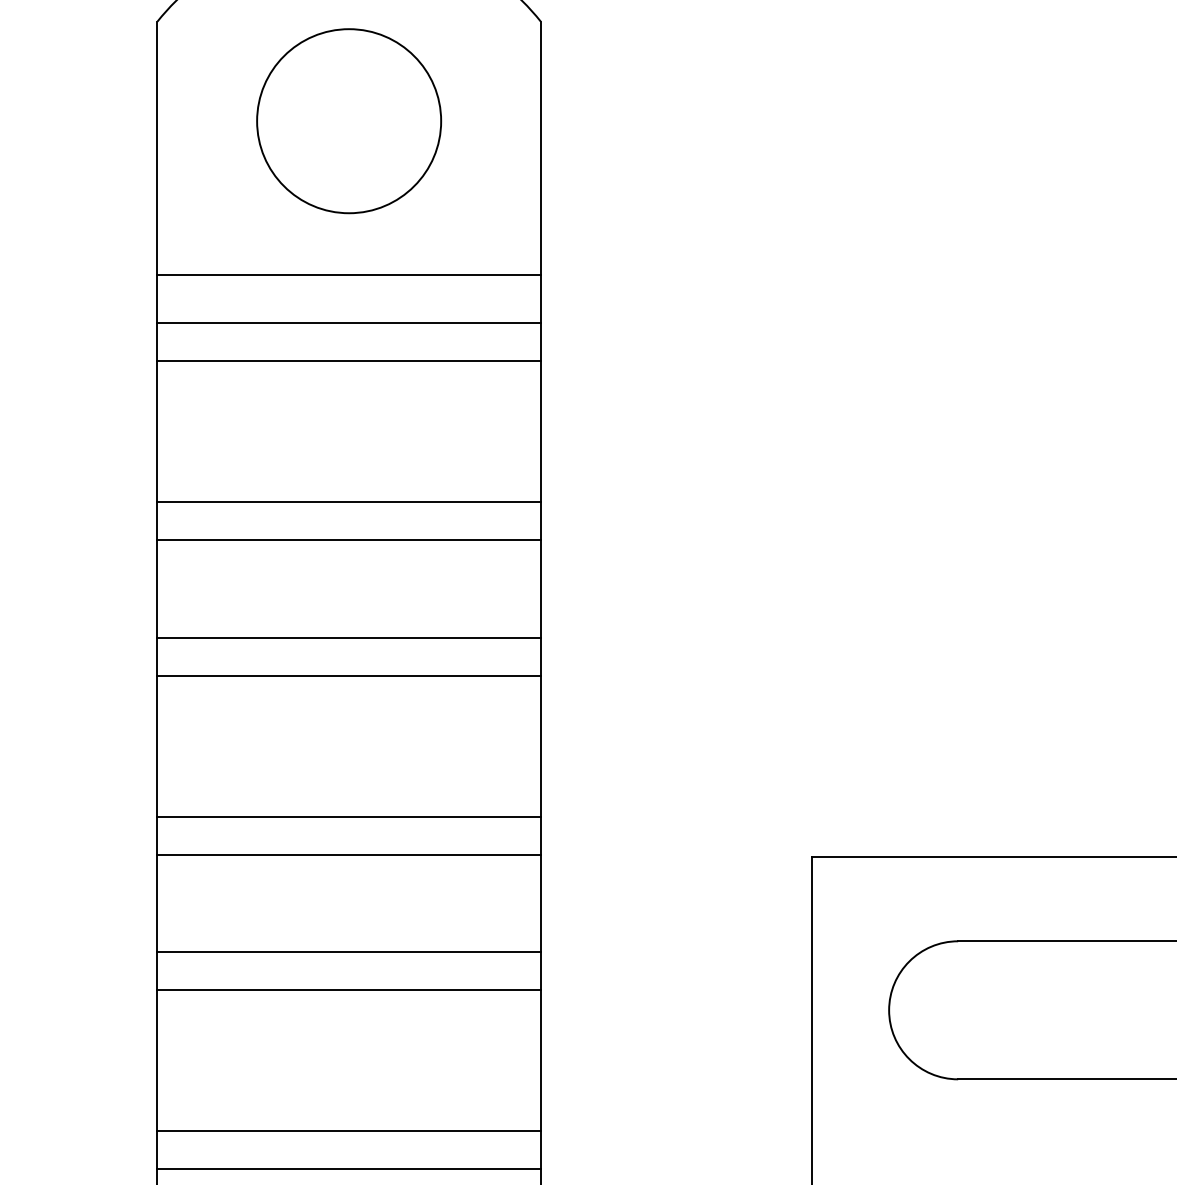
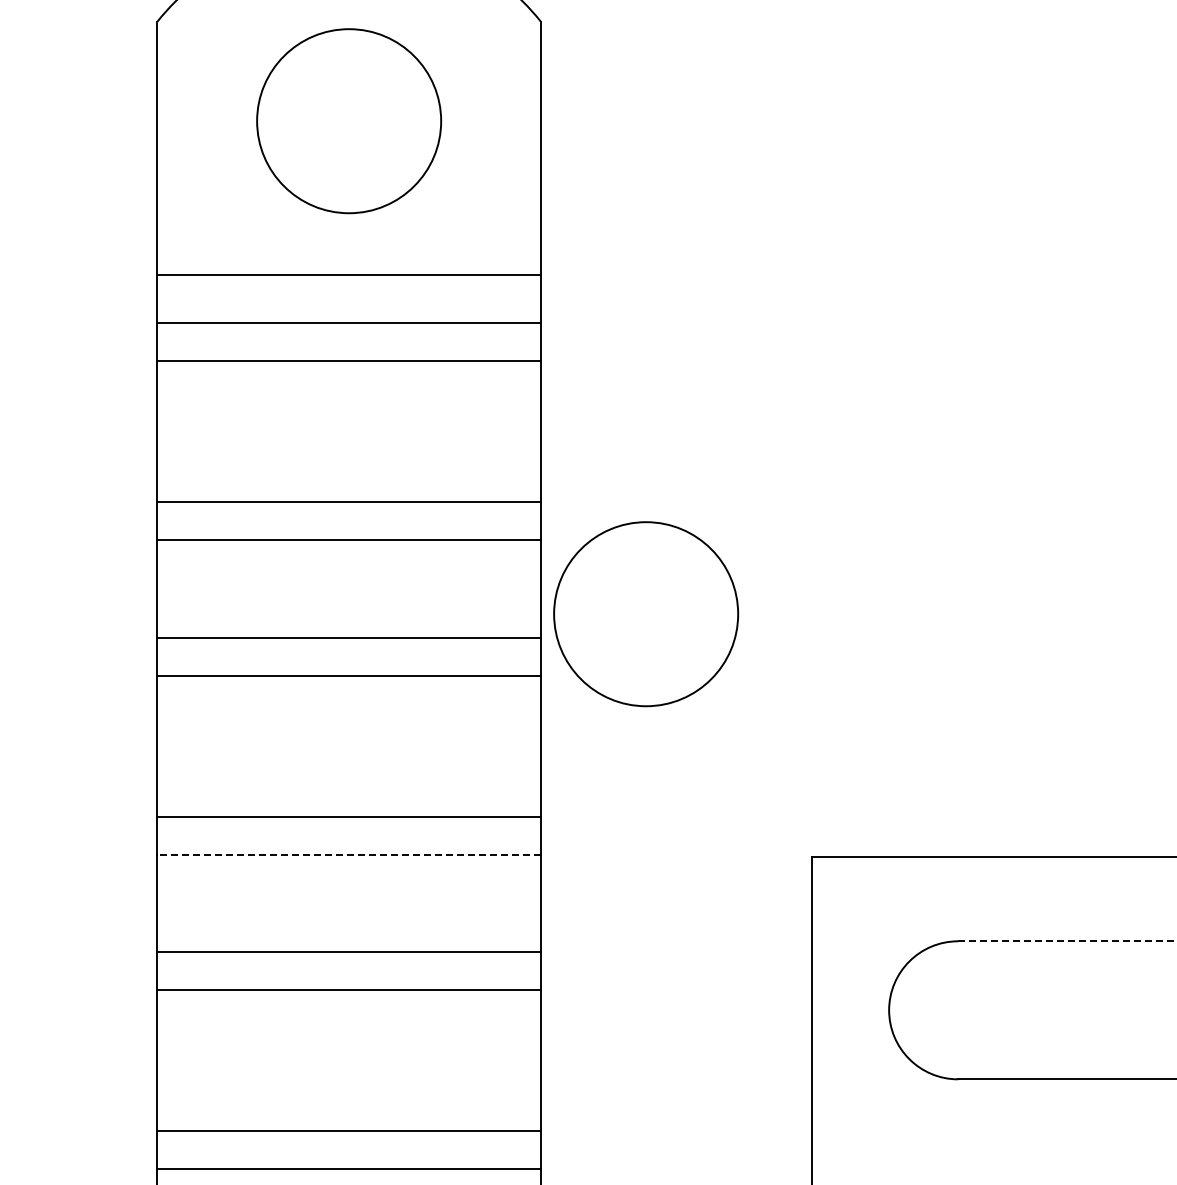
circle: none -> present (646, 614)
line: solid -> dashed (349, 854)
line: solid -> dashed (1067, 941)
